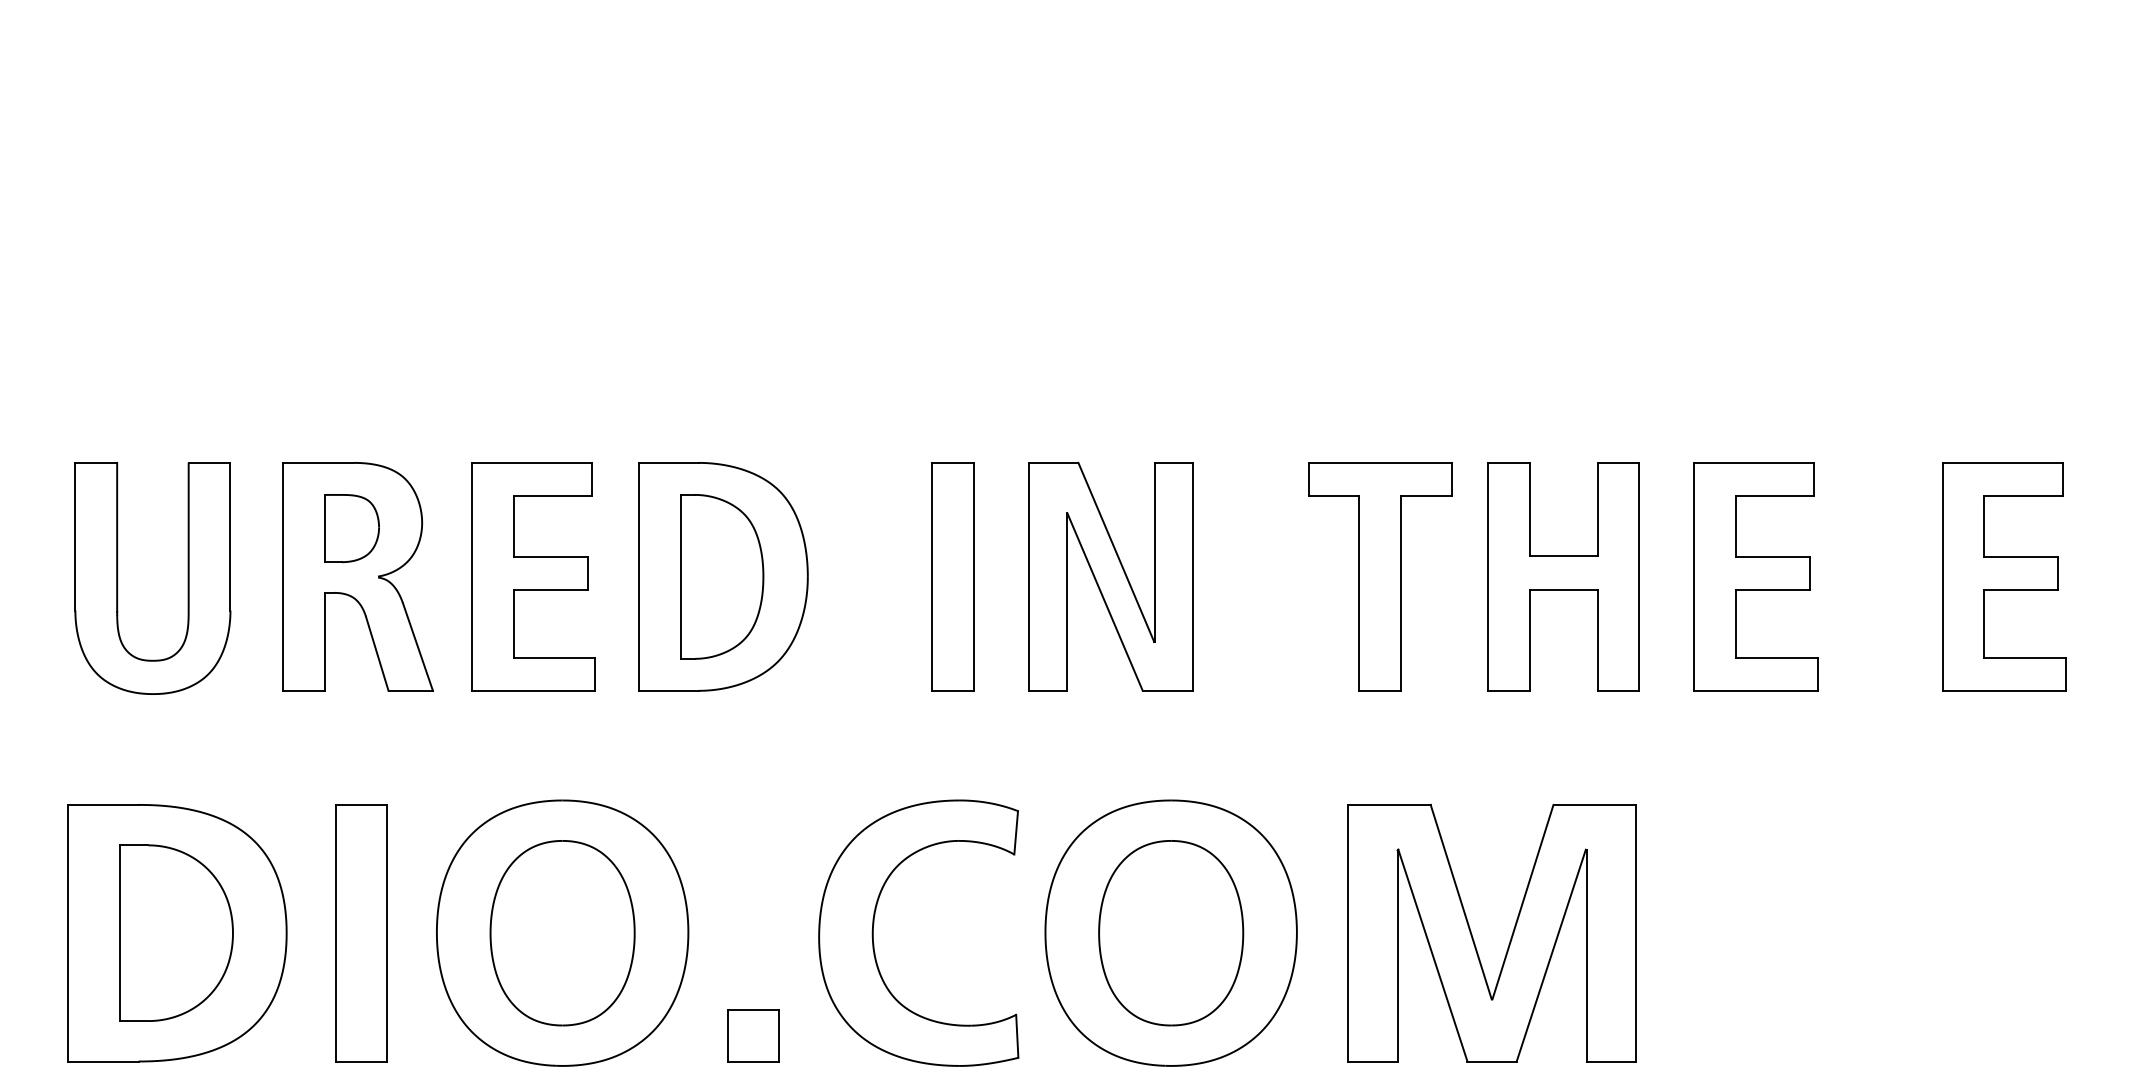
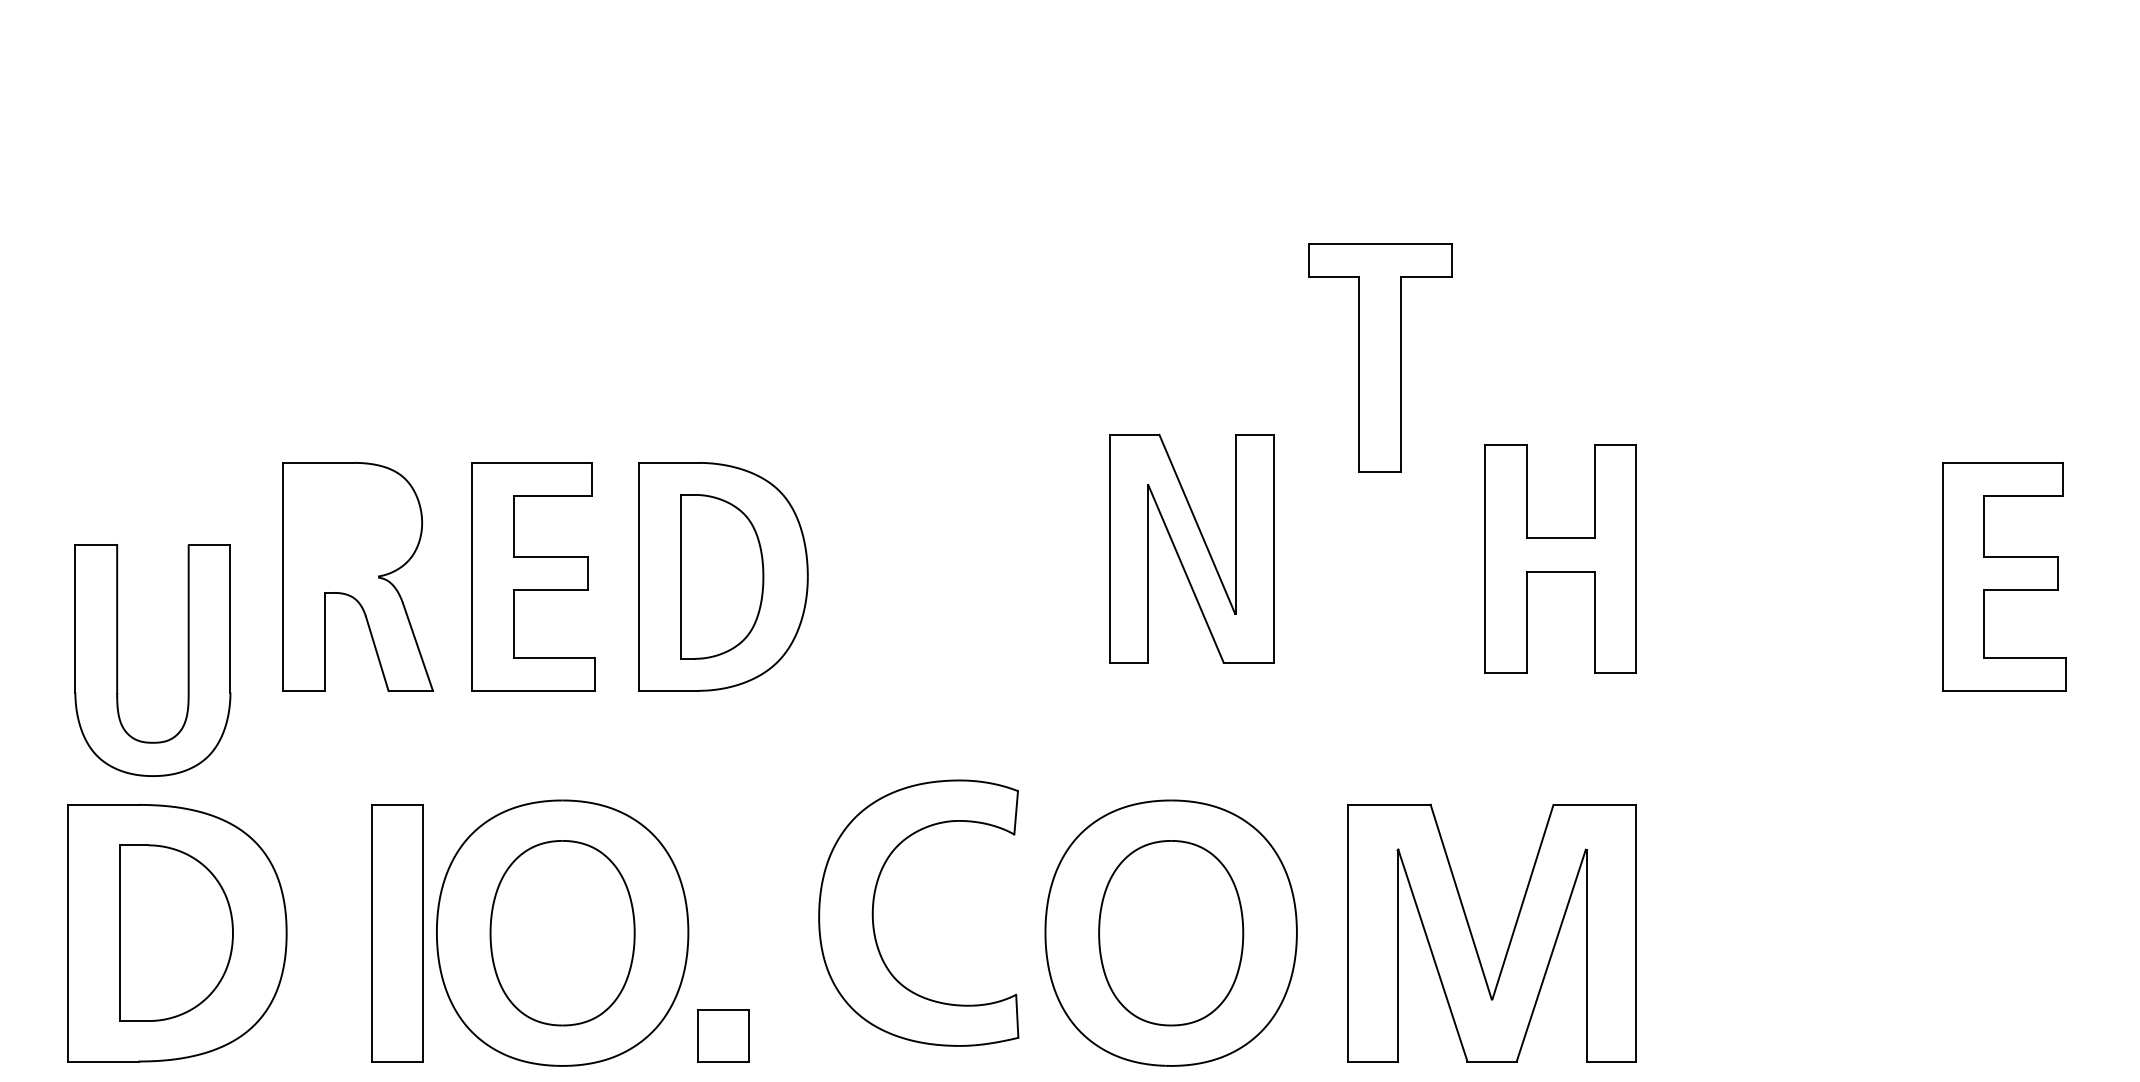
part: present -> none (351, 528)
part: present -> none (952, 576)
part position: (1110, 576) -> (1191, 548) (1191, 548)
part position: (1380, 576) -> (1380, 357) (1380, 357)
part position: (1563, 576) -> (1560, 558) (1560, 558)
part: present -> none (1755, 576)
part position: (118, 578) -> (118, 660) (118, 660)
part position: (874, 924) -> (874, 904) (874, 904)
part position: (361, 933) -> (397, 933) (397, 933)
part position: (753, 1035) -> (723, 1035) (723, 1035)
